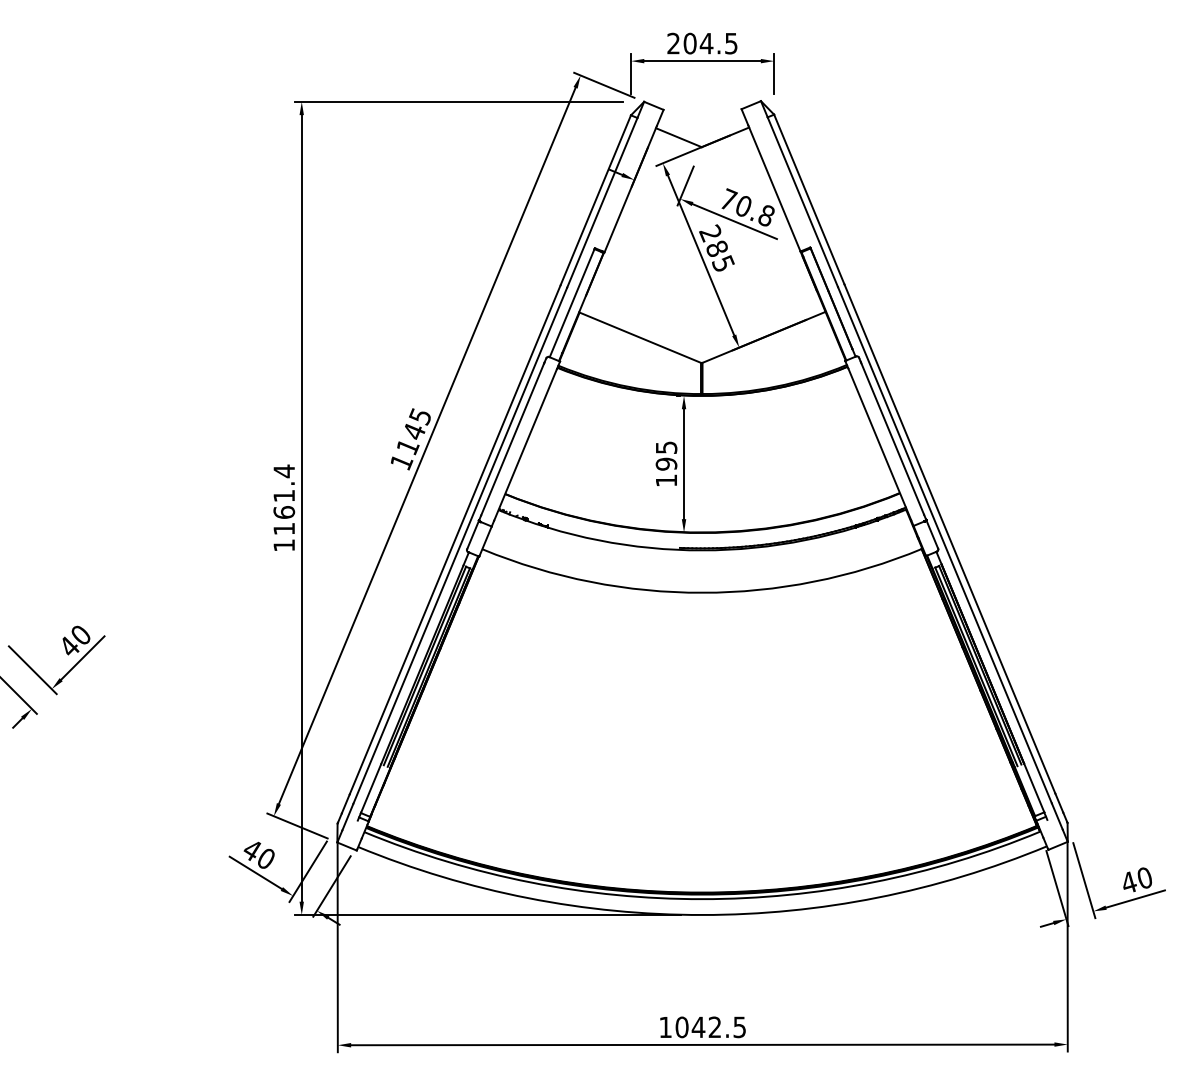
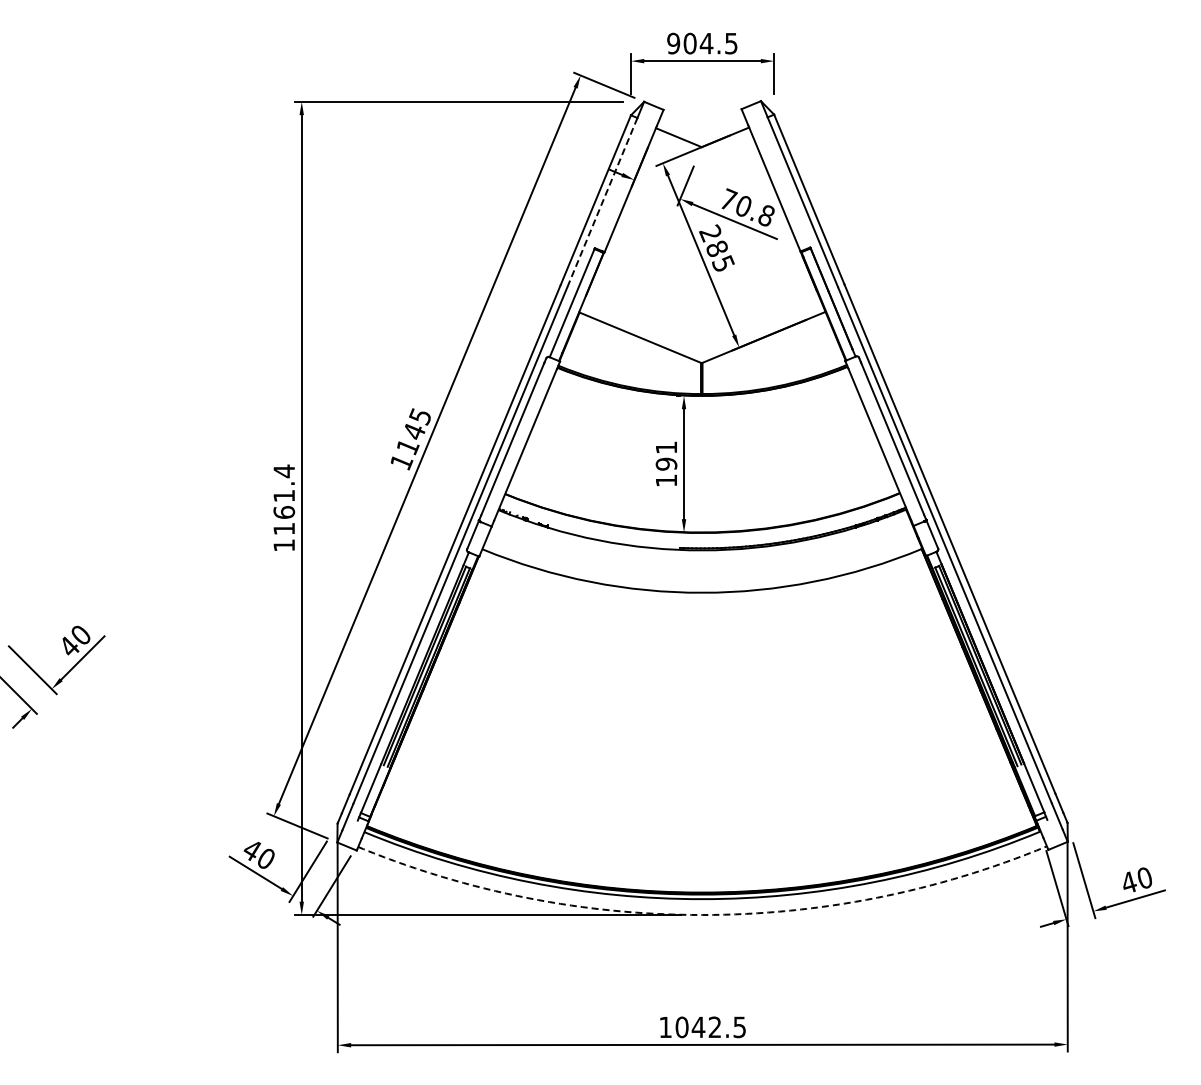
text: 204.5 -> 904.5 (673, 43)
line: solid -> dashed (602, 202)
text: 195 -> 191 (666, 447)
arc: solid -> dashed (702, 915)
